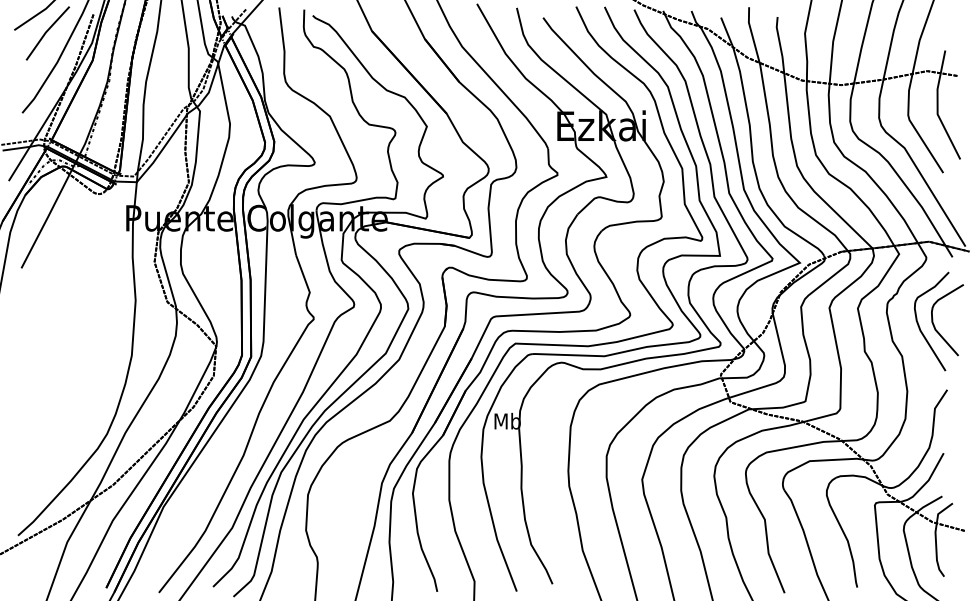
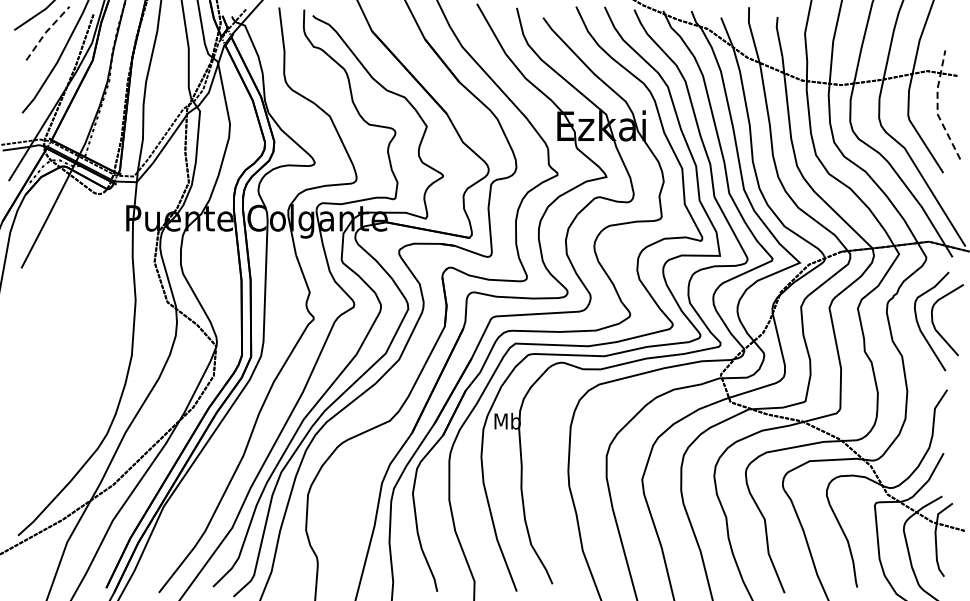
line: solid -> dashed (46, 31)
line: solid -> dashed (937, 106)
